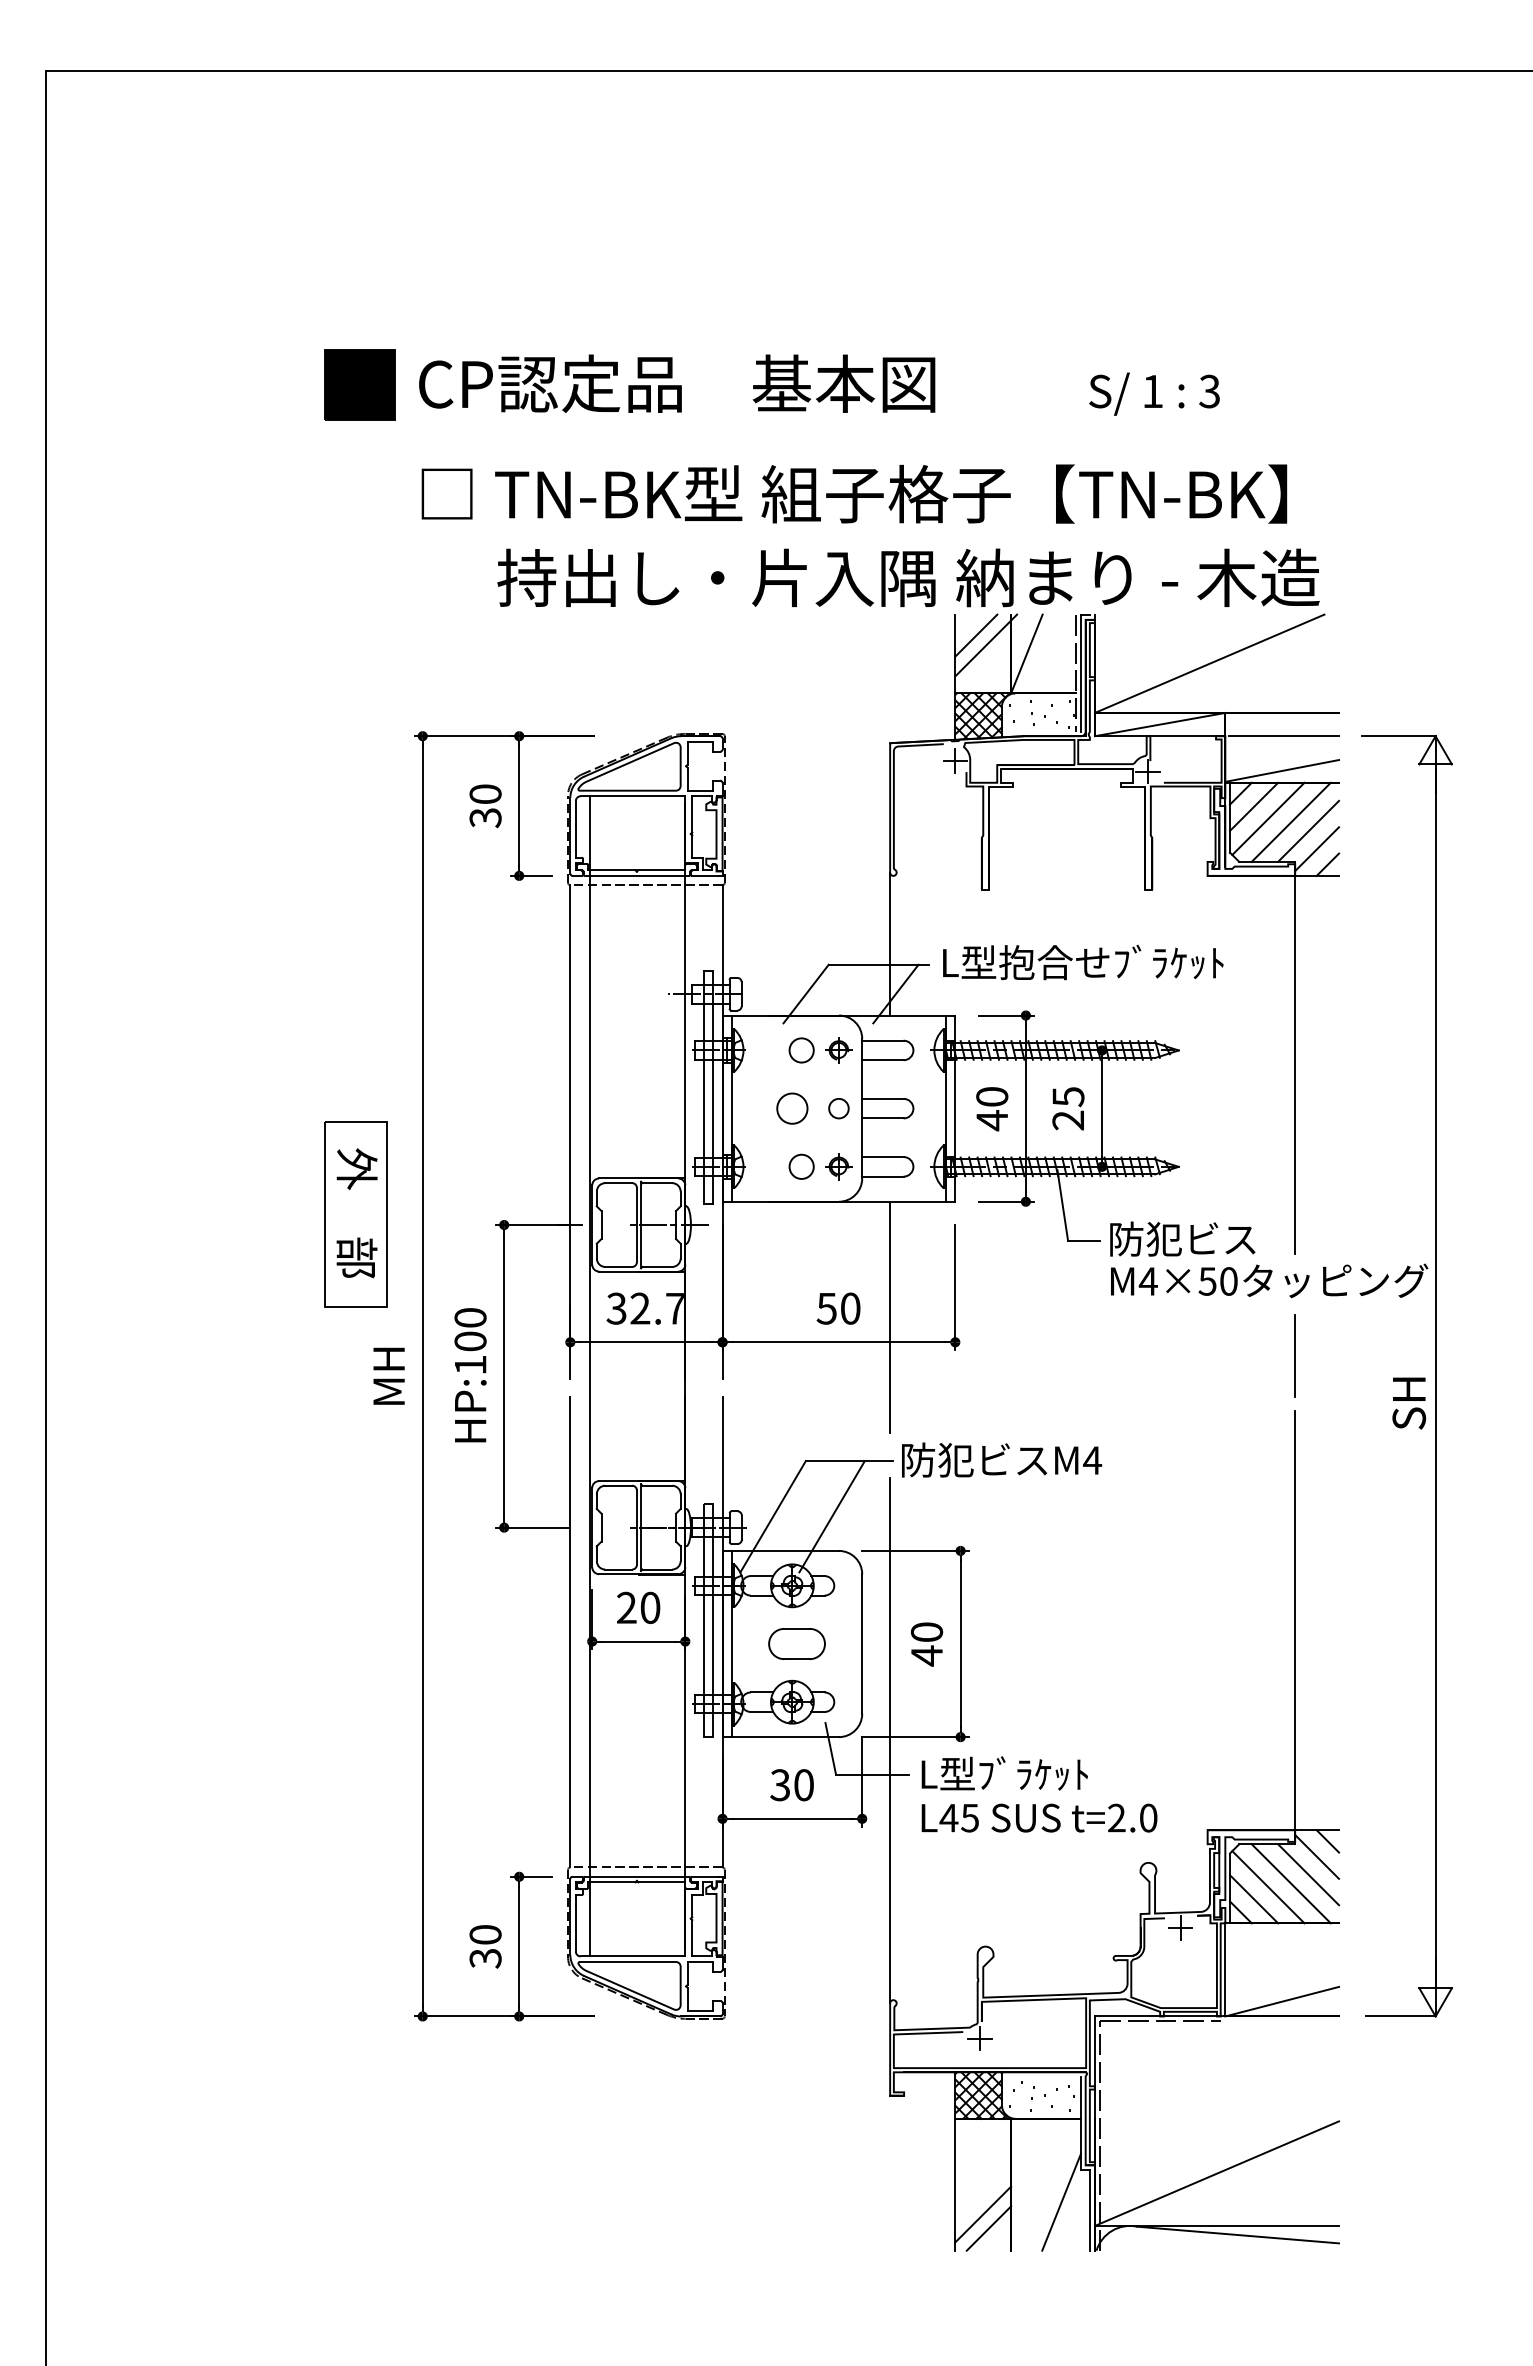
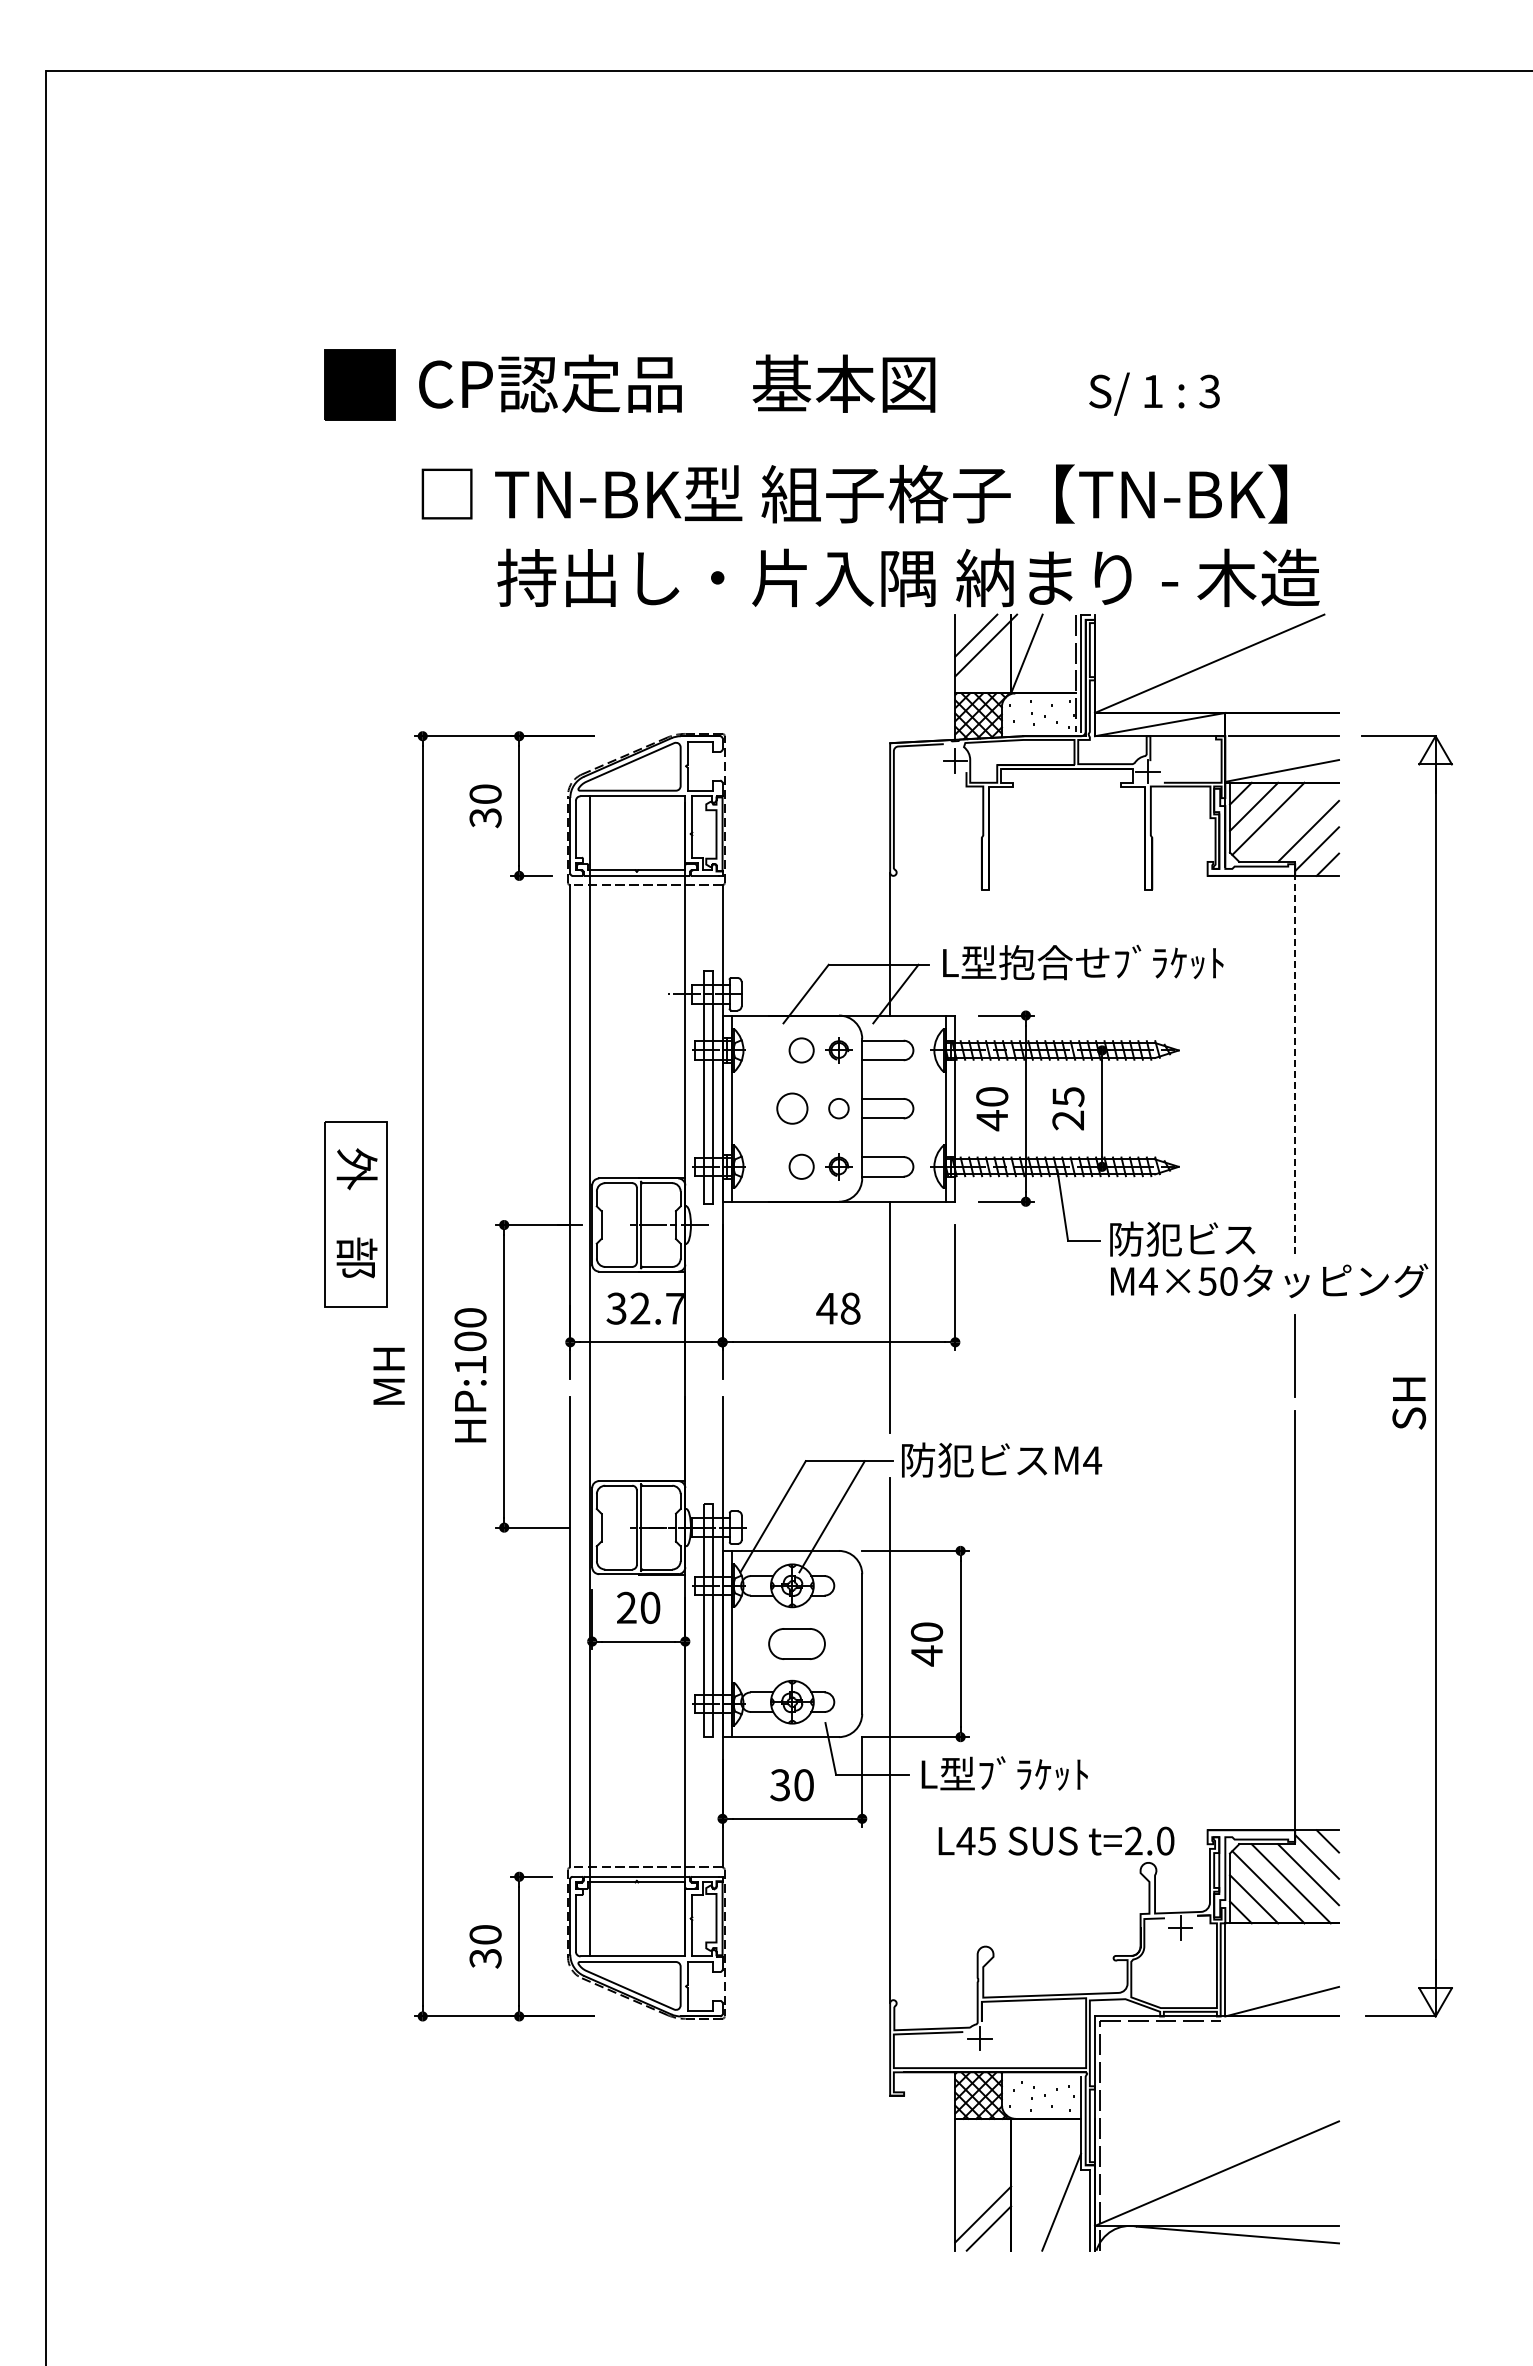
line: present -> none (1290, 821)
line: solid -> dashed (1295, 1064)
text: 50 -> 48 (838, 1308)
text position: (1039, 1817) -> (1056, 1840) (1056, 1840)
